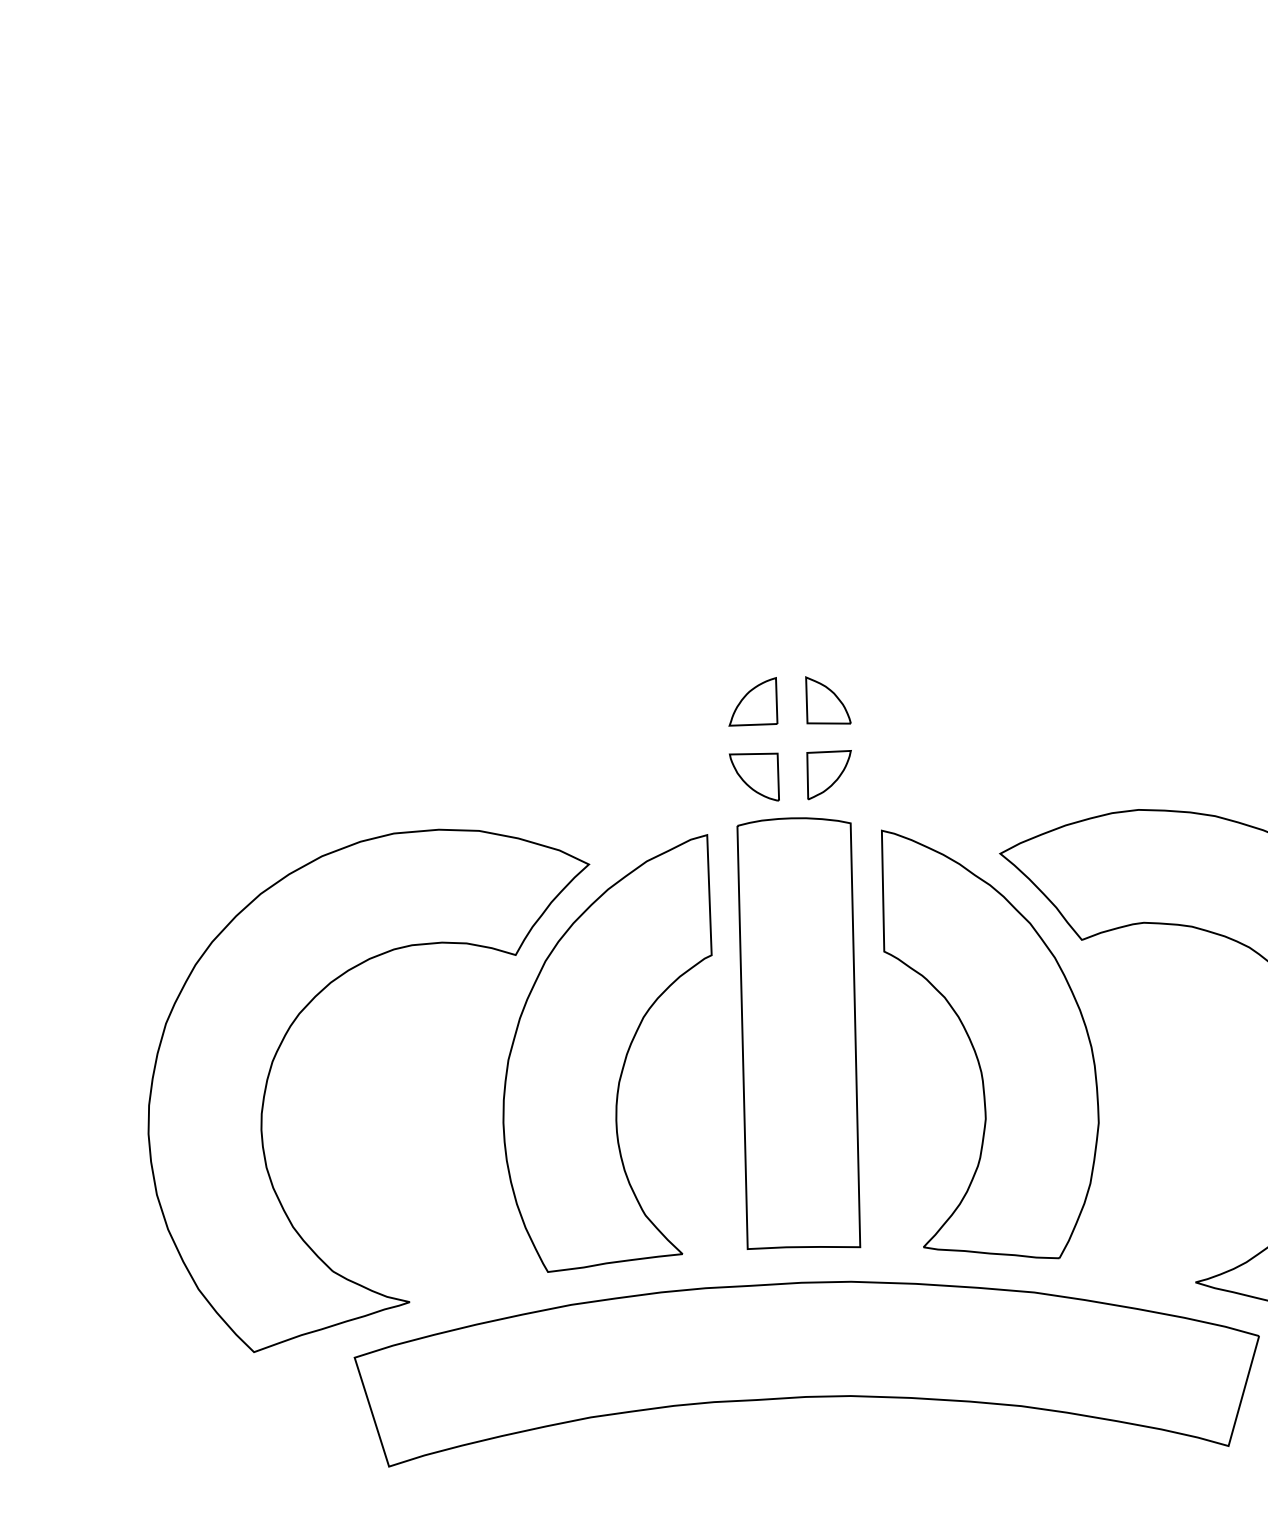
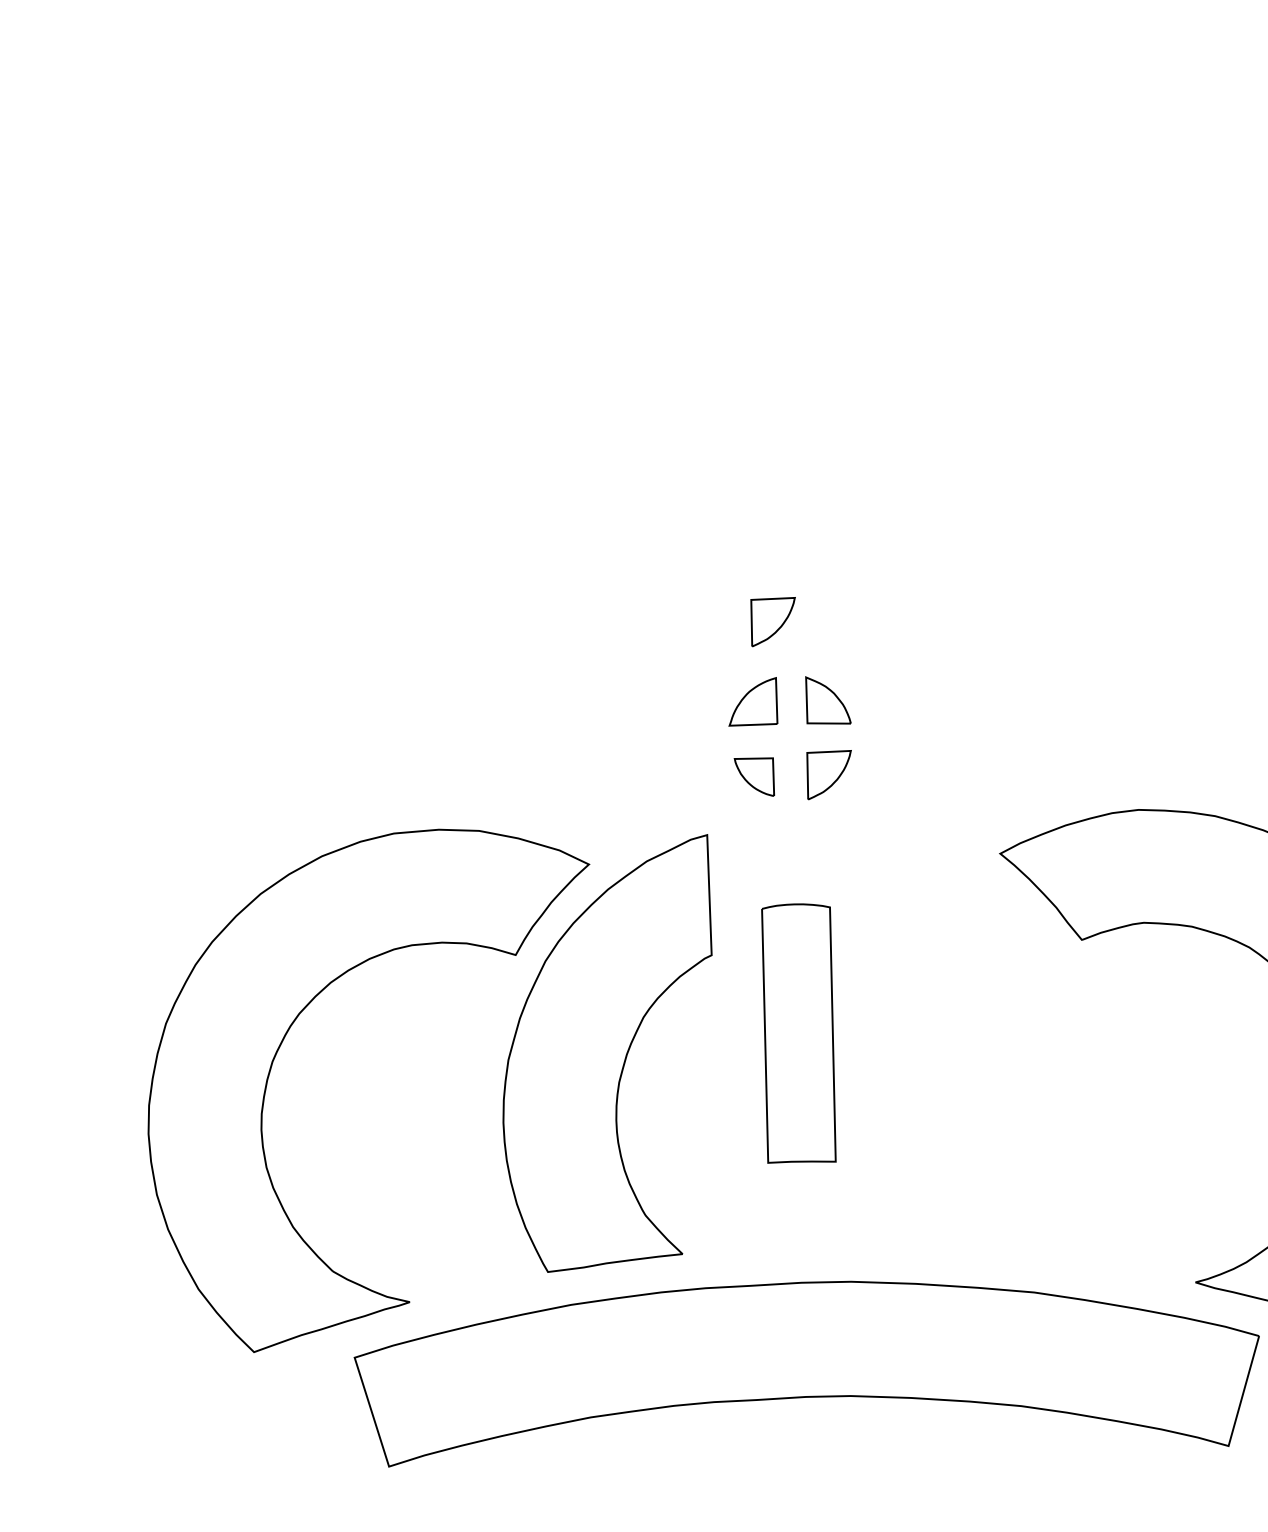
part: none -> present (772, 622)
part size: 51x50 px -> 43x40 px (754, 776)
part size: 126x433 px -> 76x261 px (798, 1033)
part: present -> none (990, 1044)
